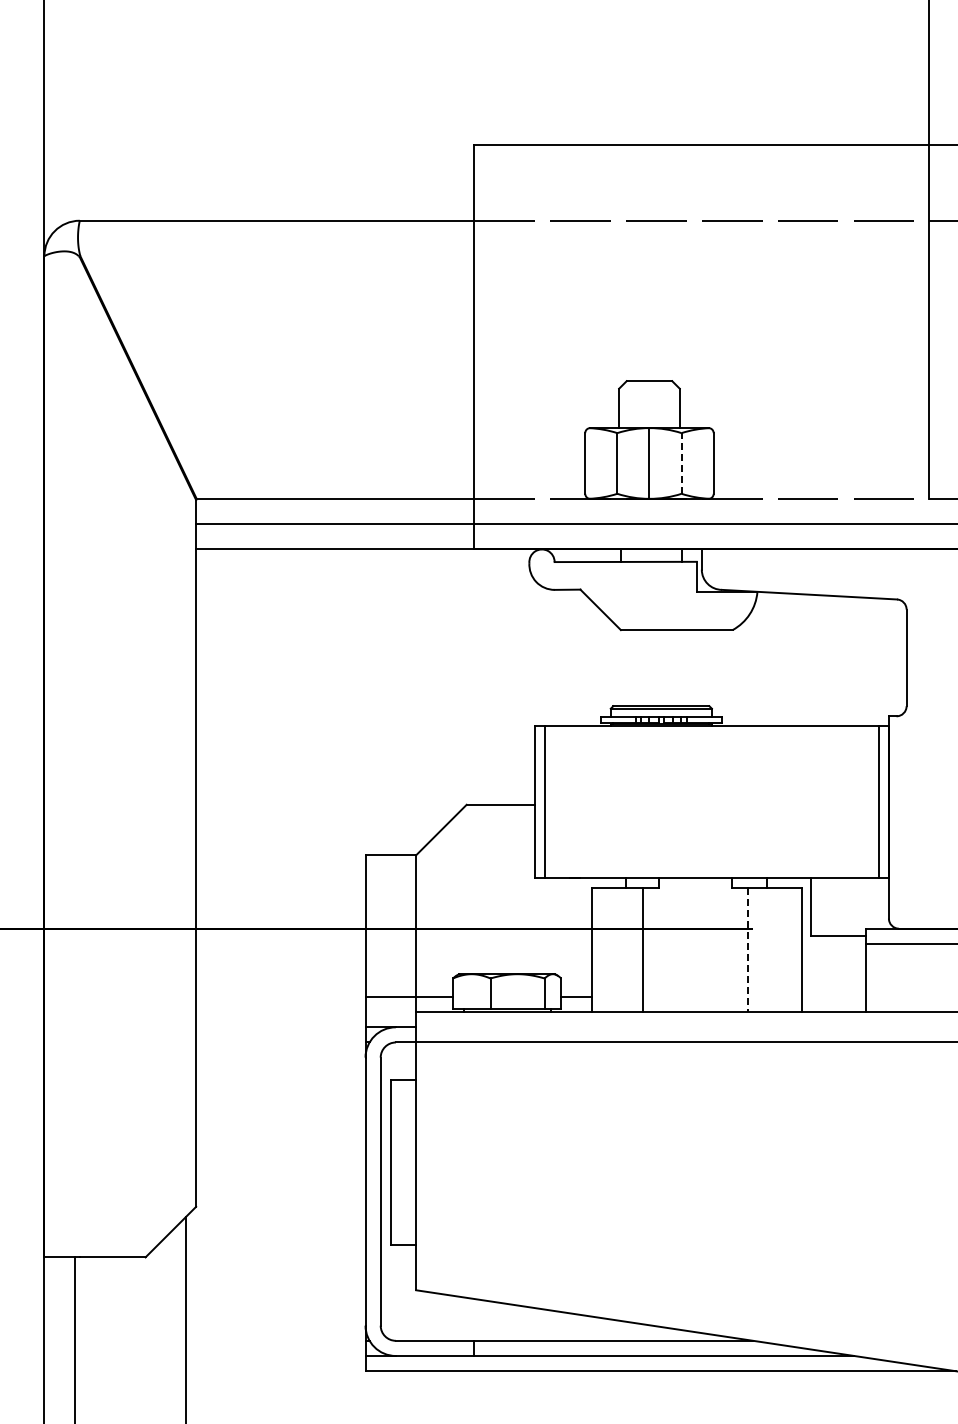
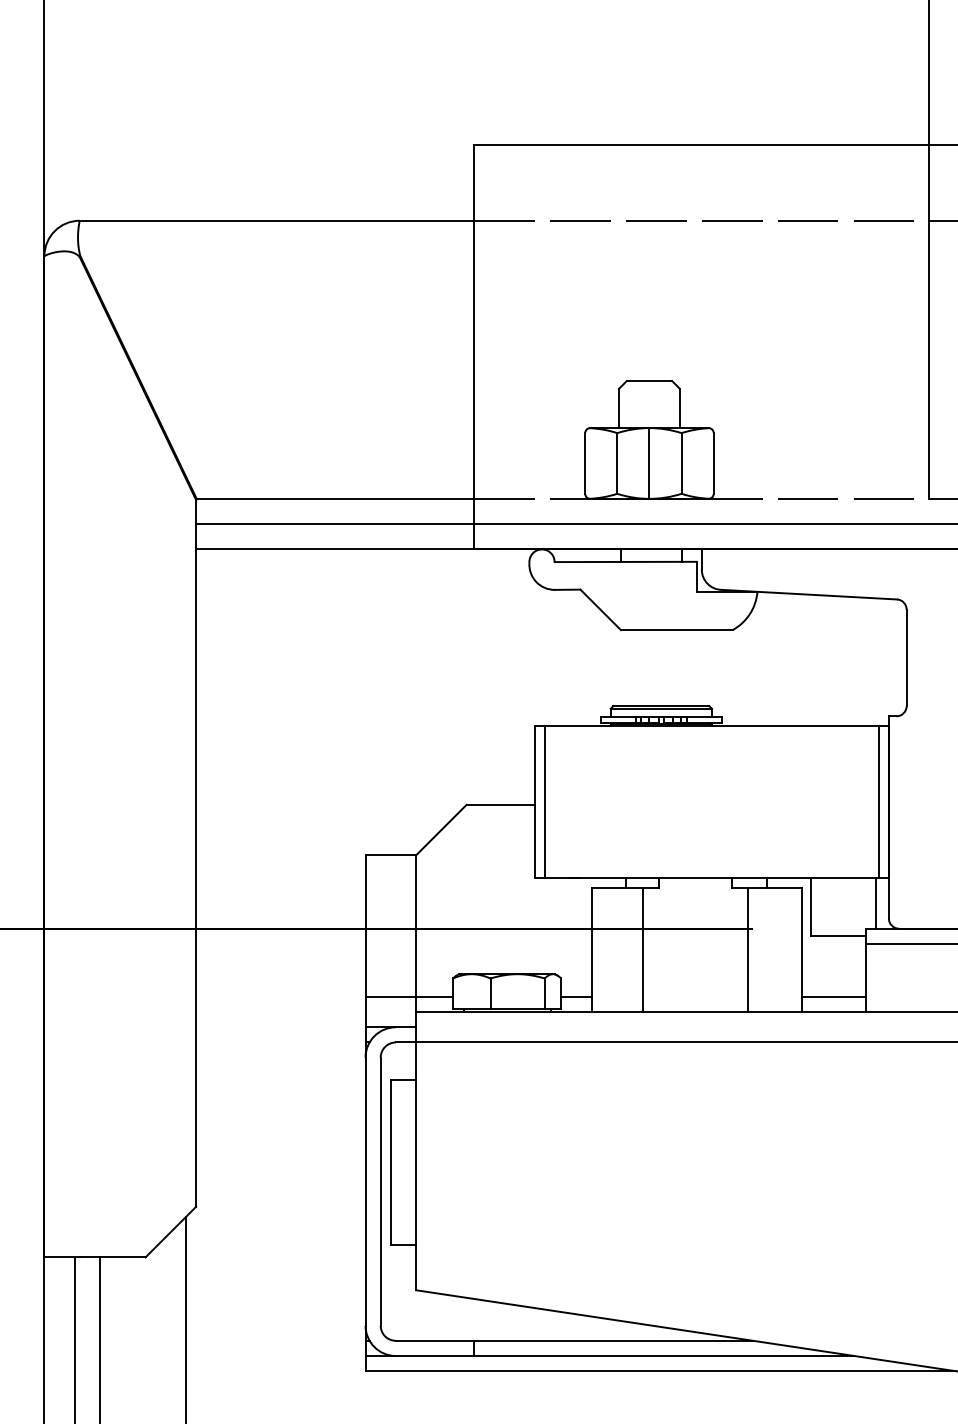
line: dashed -> solid (681, 462)
line: none -> present (876, 903)
line: dashed -> solid (748, 950)
line: none -> present (833, 996)
line: none -> present (100, 1338)
